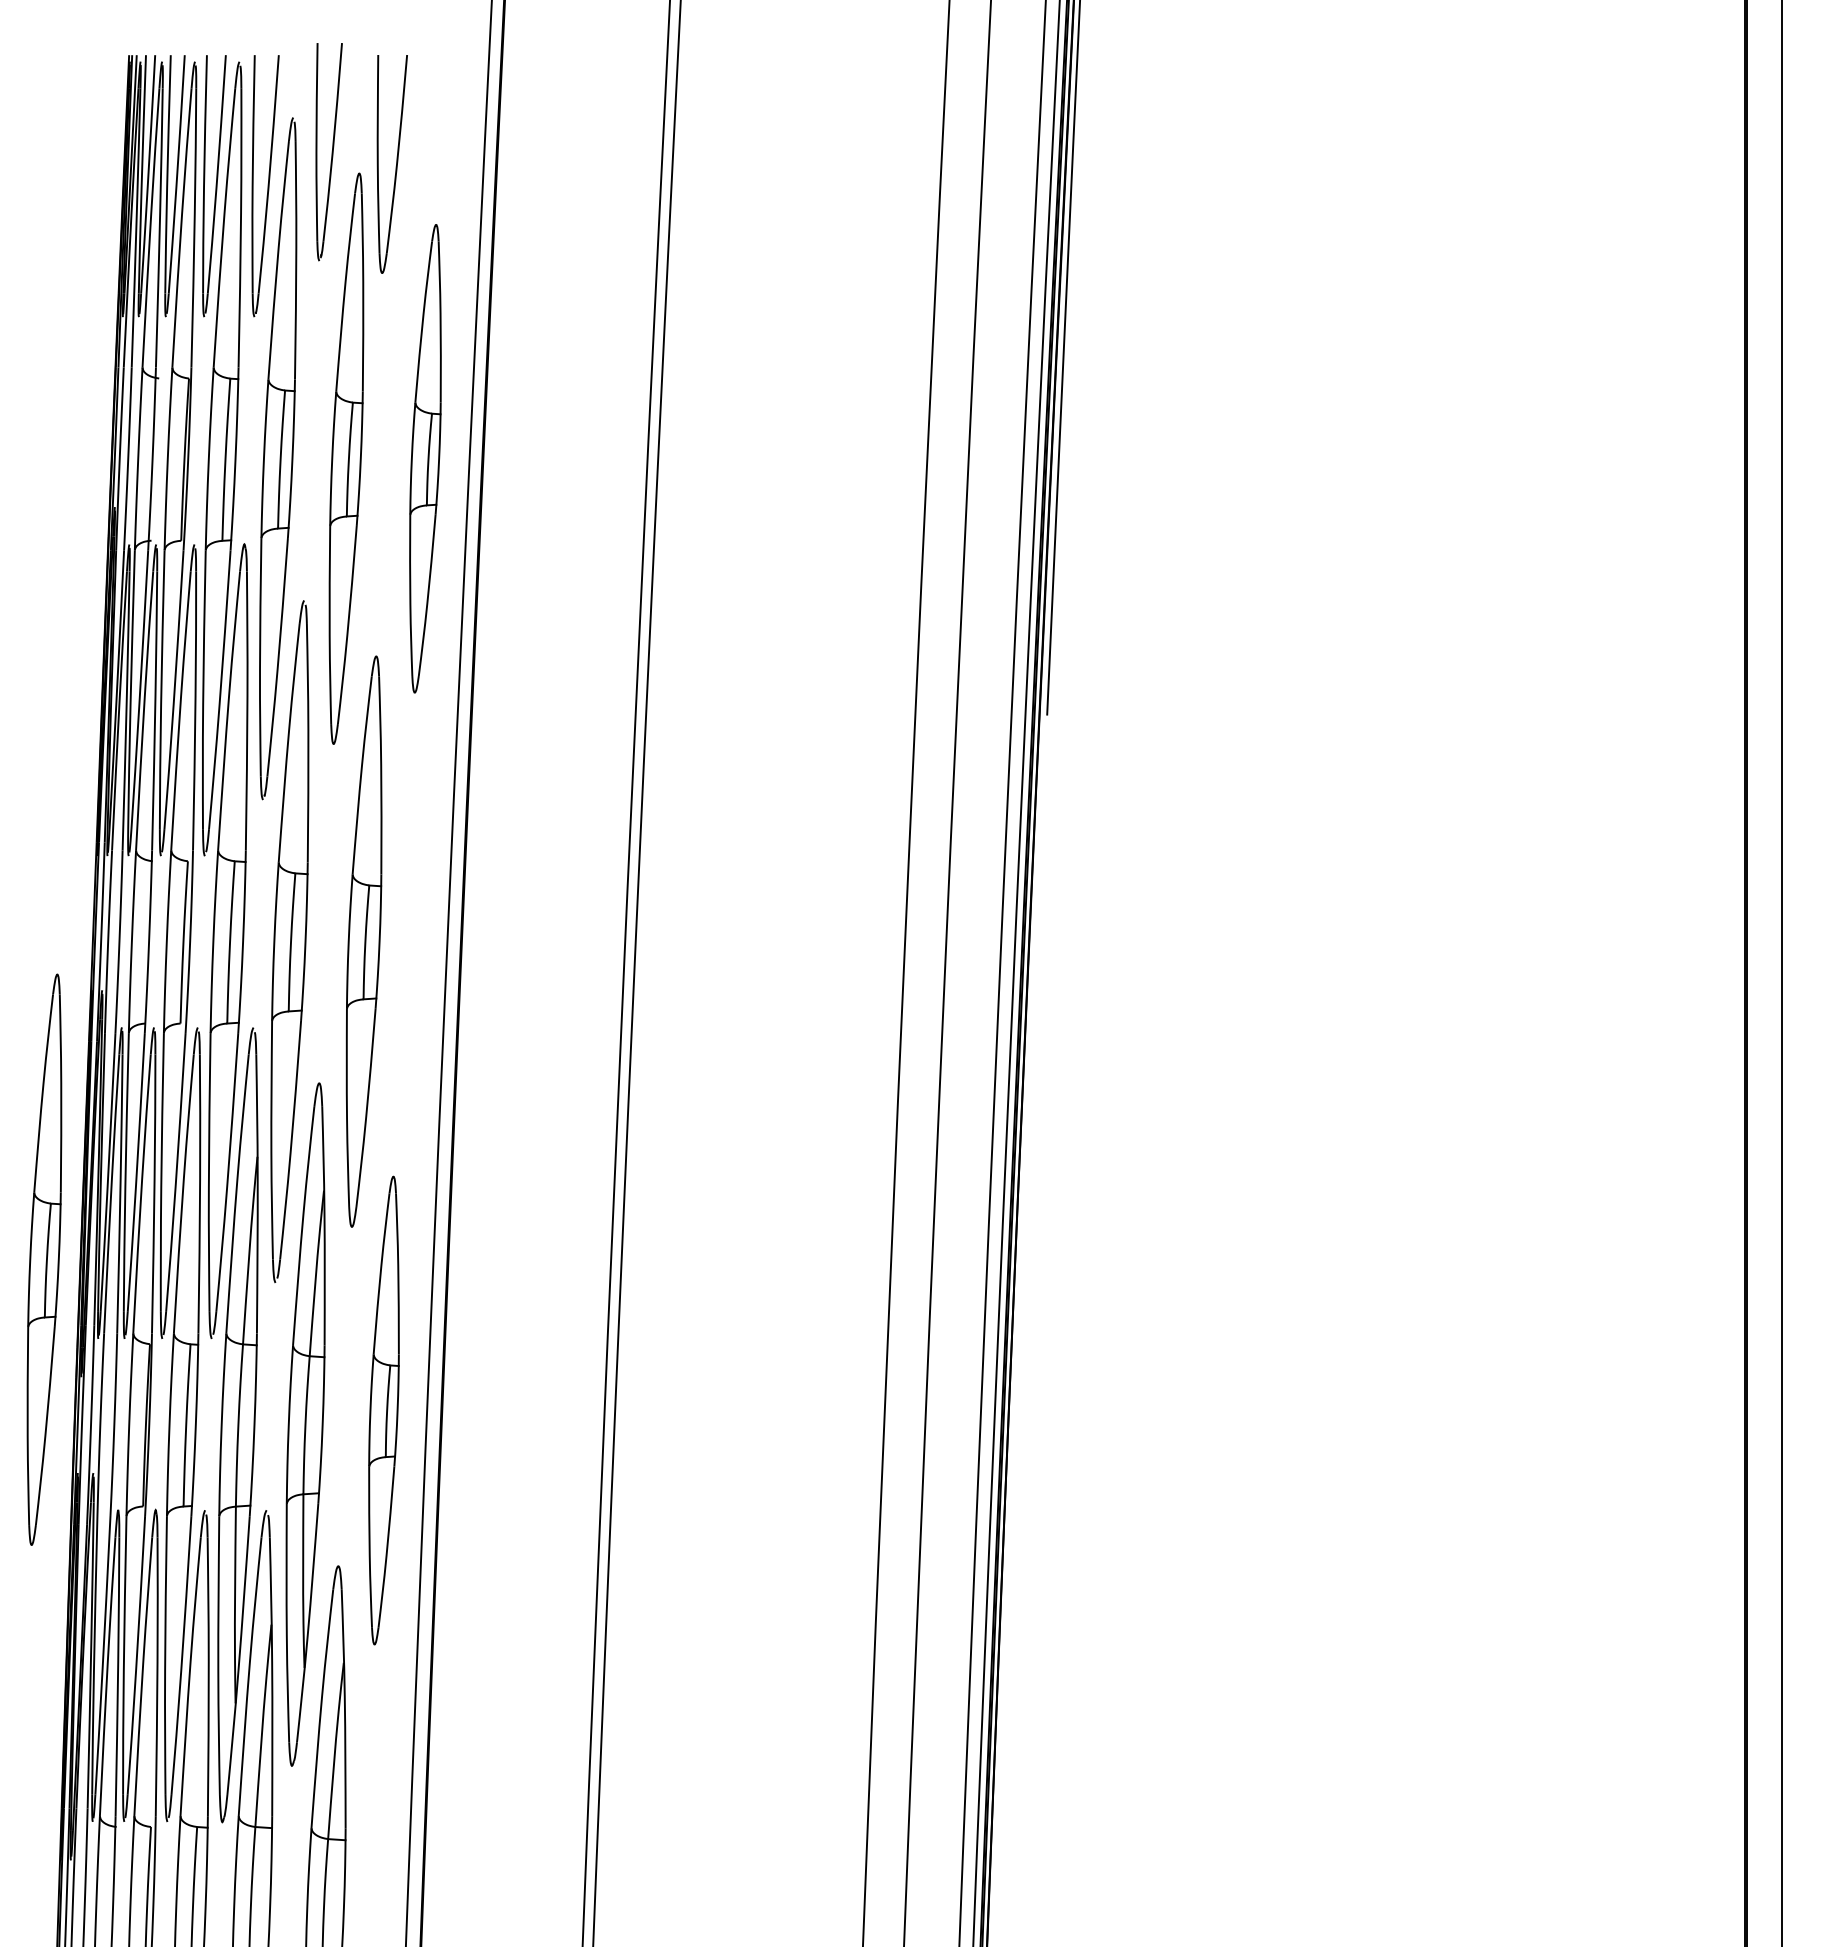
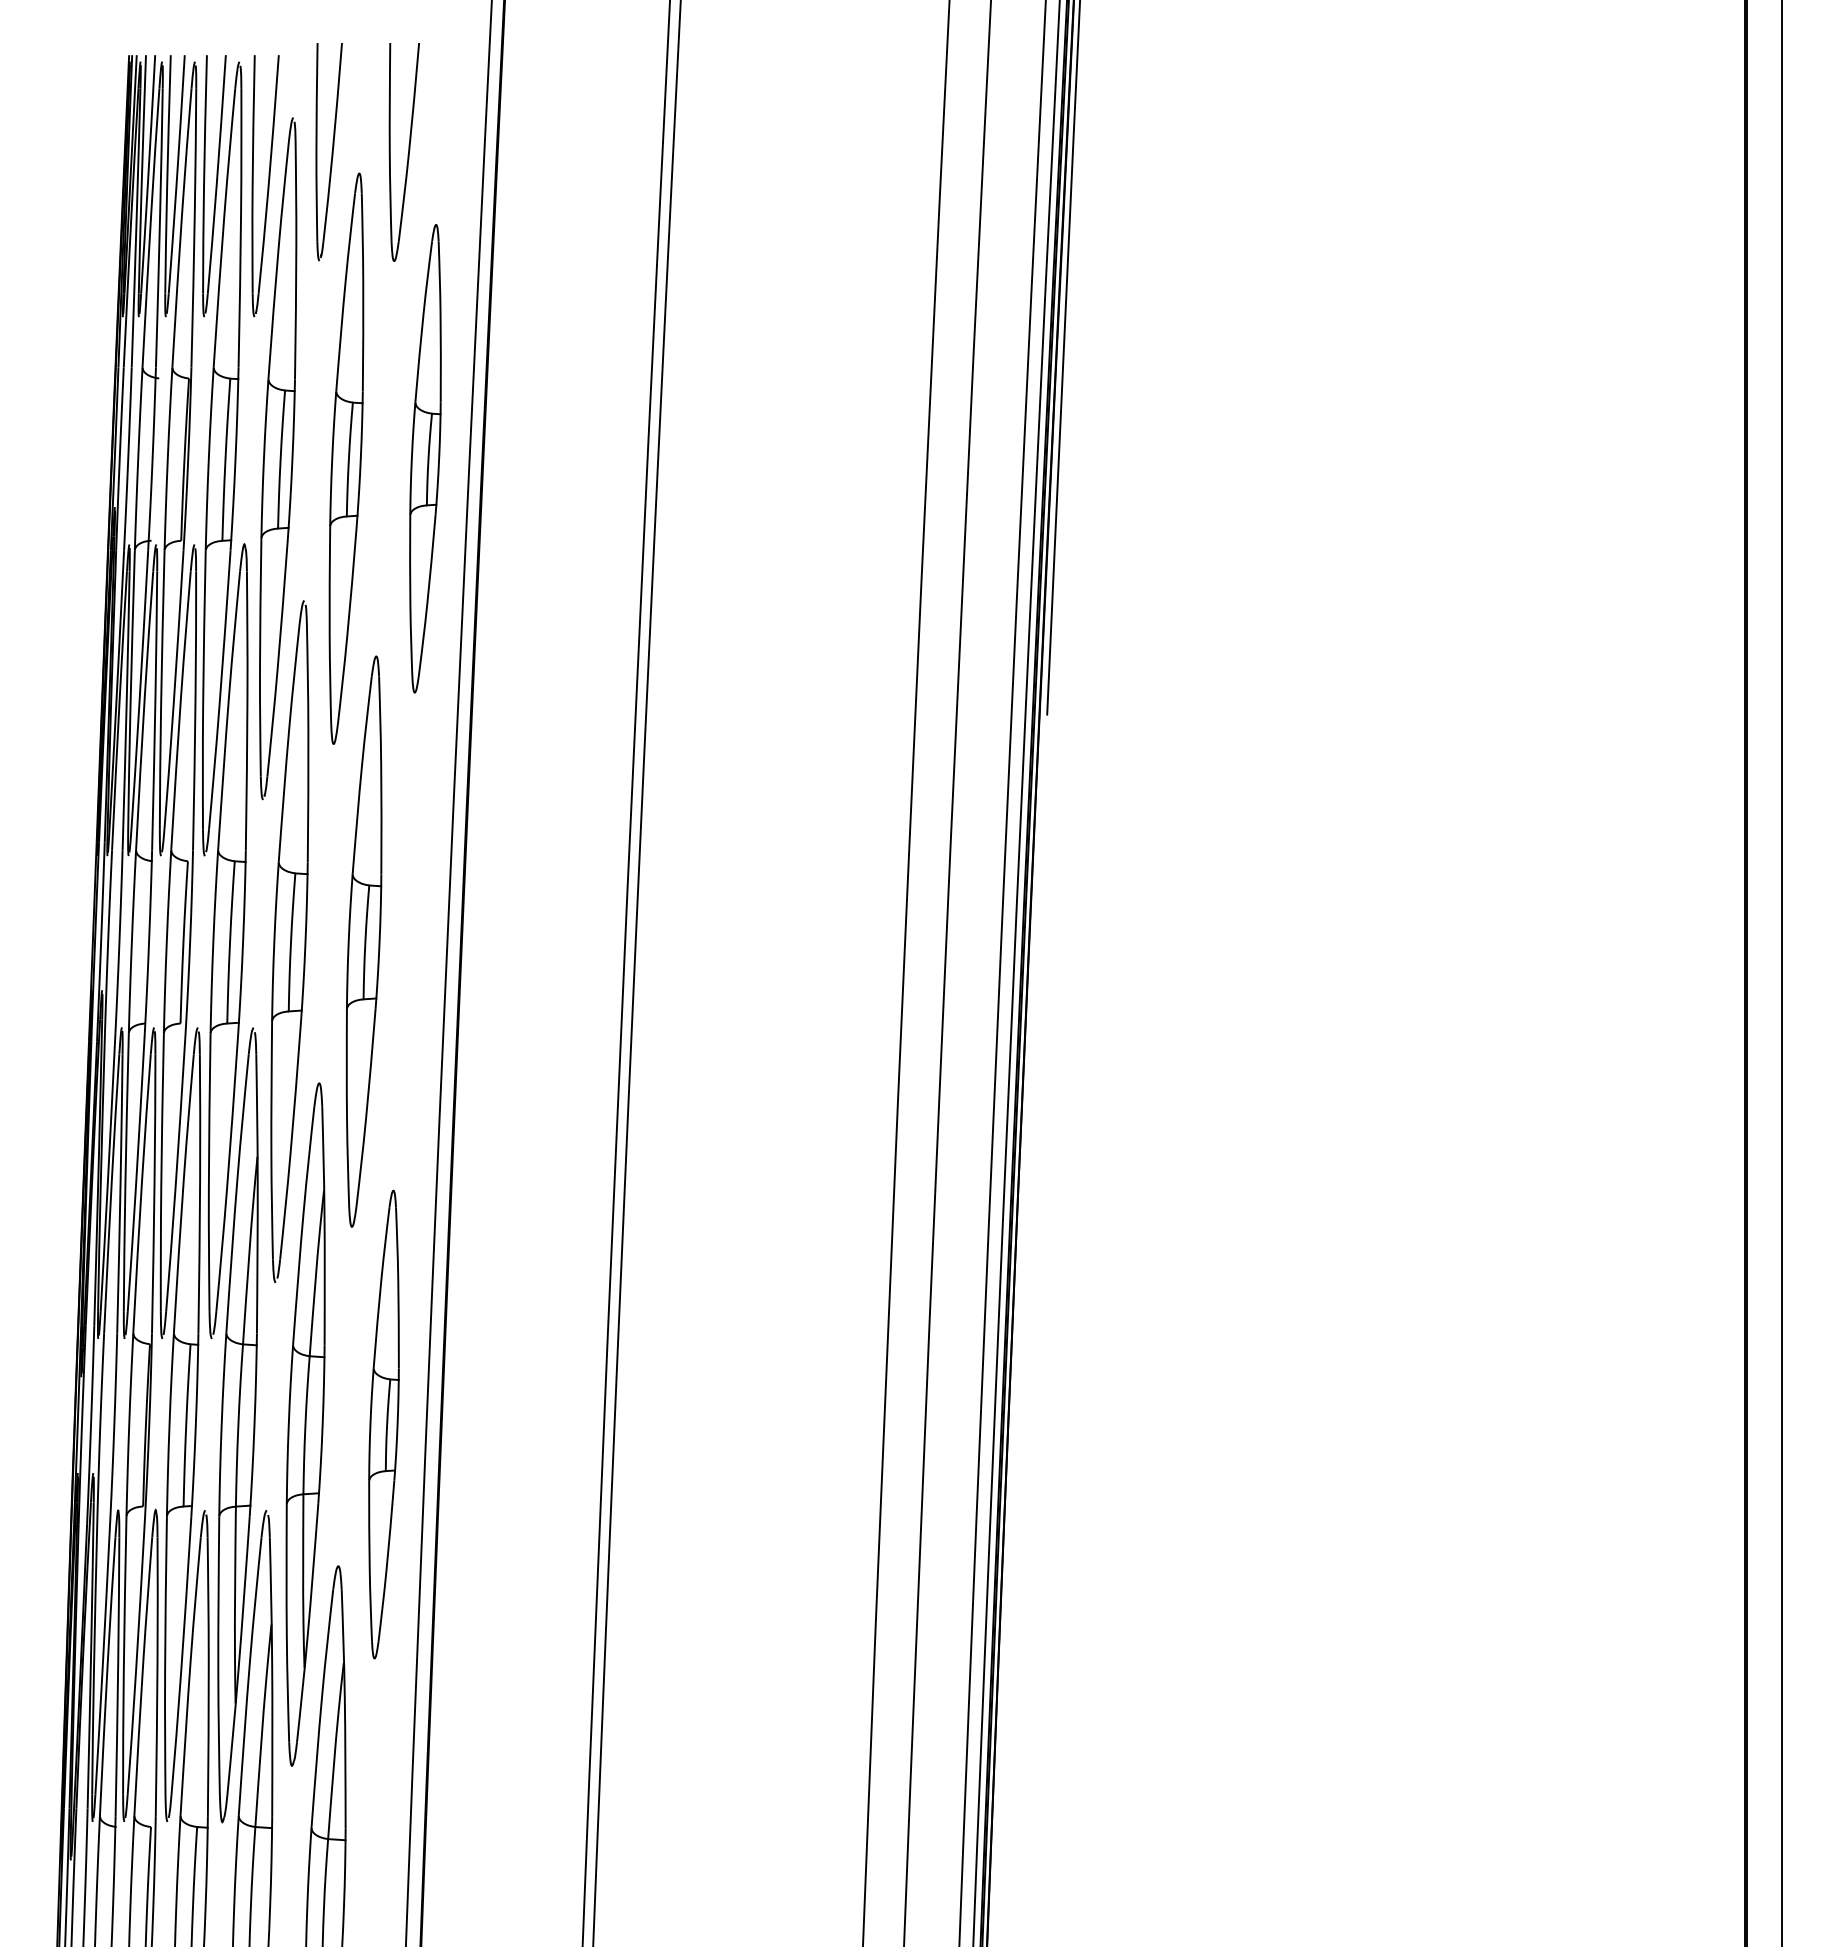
part position: (391, 164) -> (403, 152) (403, 152)
part: present -> none (44, 1259)
part position: (383, 1410) -> (383, 1424) (383, 1424)
